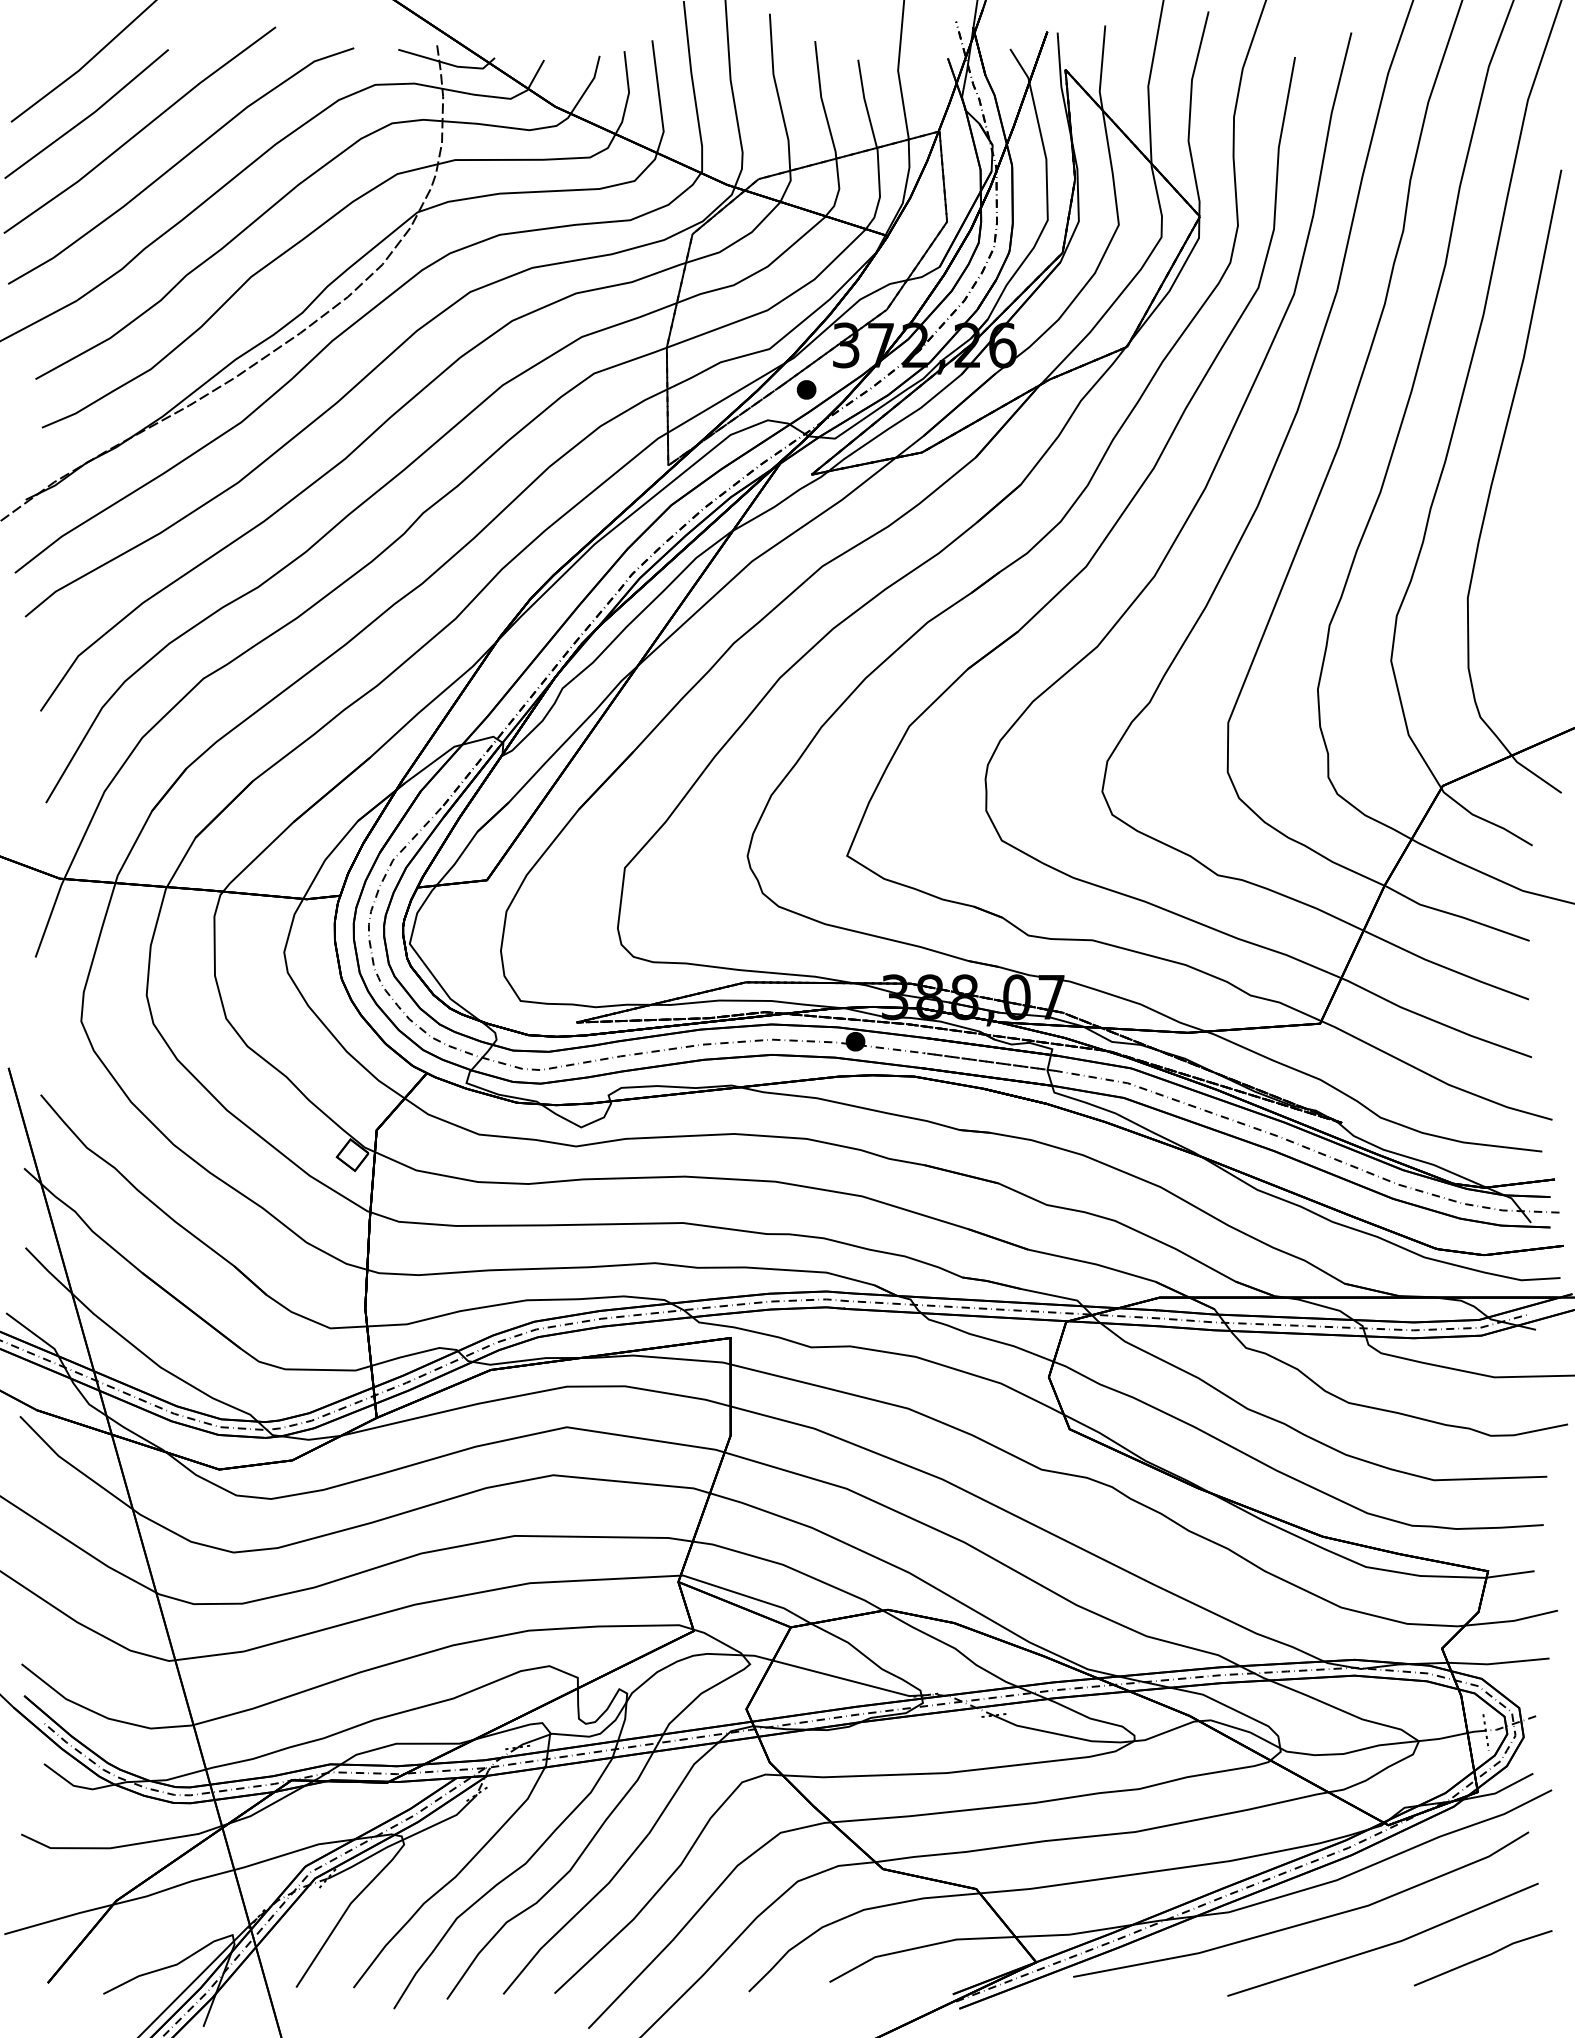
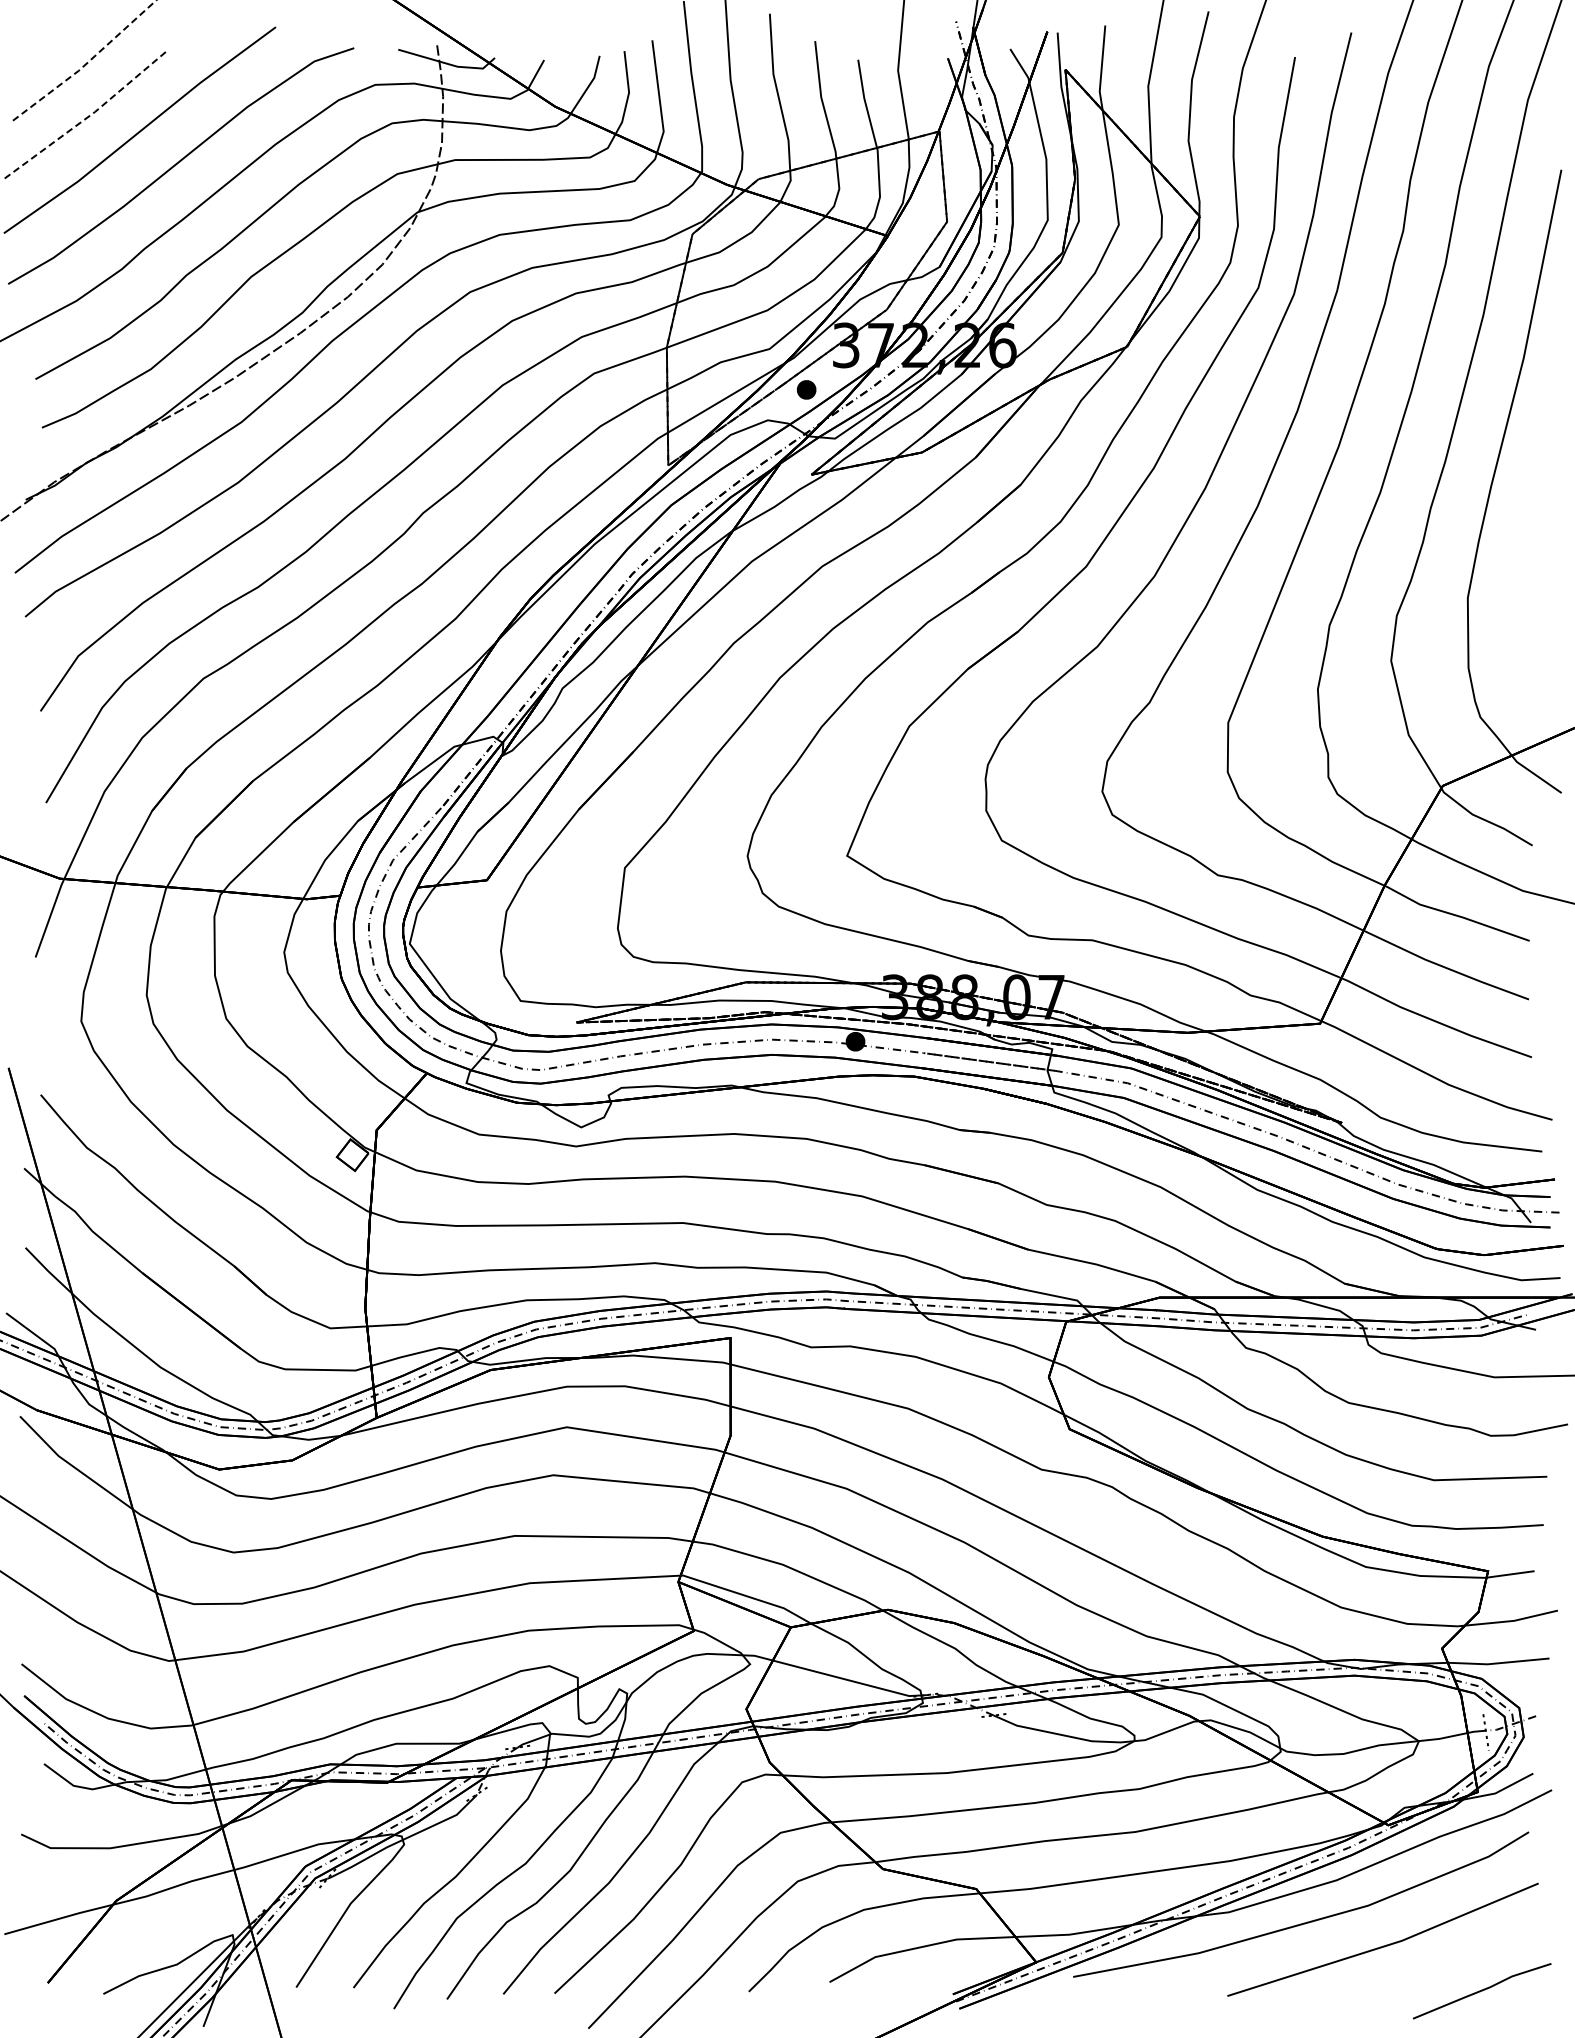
line: solid -> dashed (85, 64)
line: solid -> dashed (89, 116)
line position: (1483, 1958) -> (1482, 1991) (1482, 1991)
